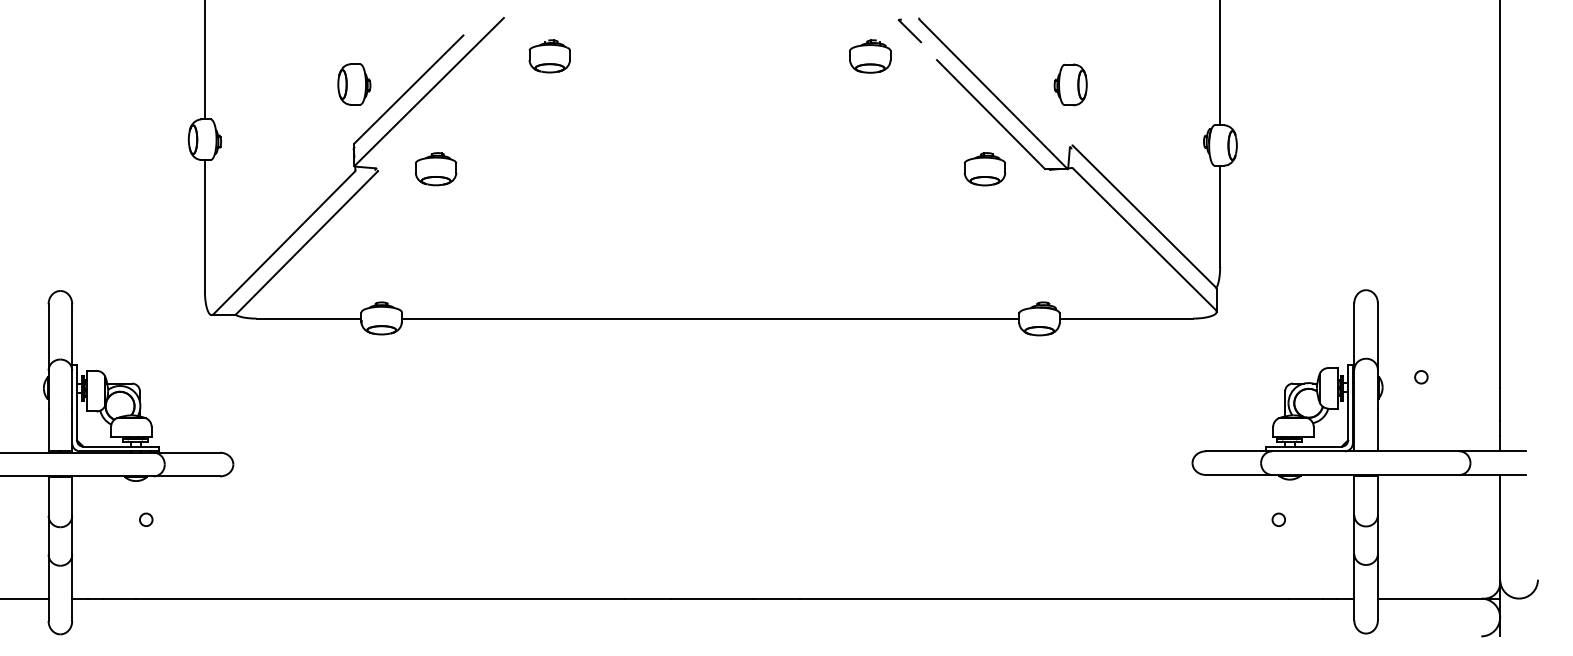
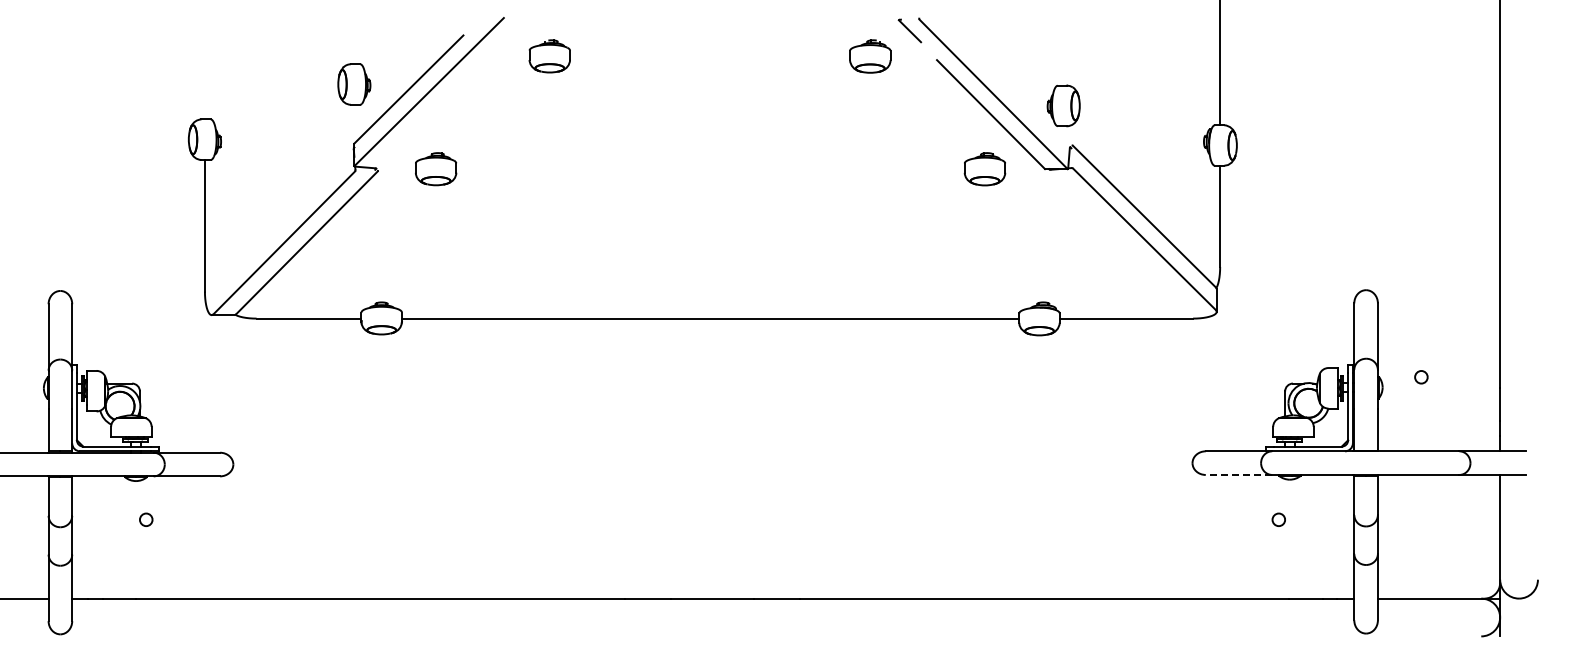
line: present -> none (204, 60)
part position: (1070, 84) -> (1063, 105) (1063, 105)
line: solid -> dashed (1238, 474)
